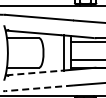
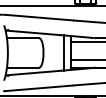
line: dashed -> solid (34, 73)
line: dashed -> solid (39, 88)
